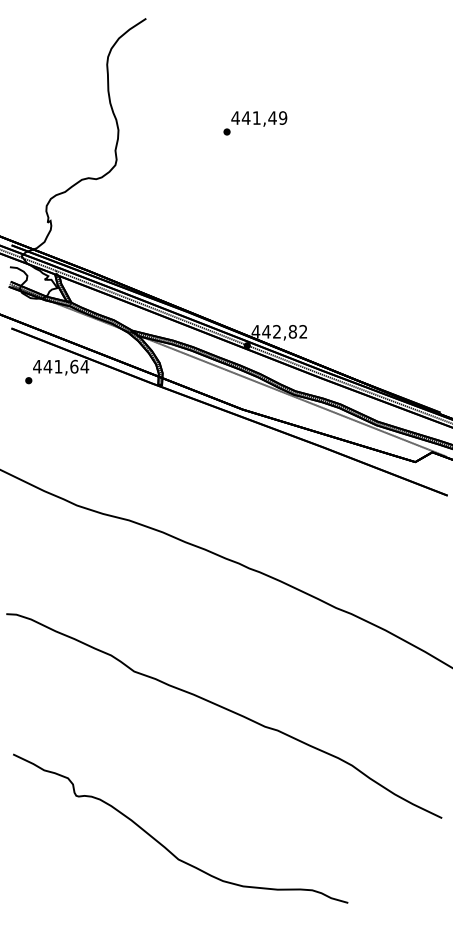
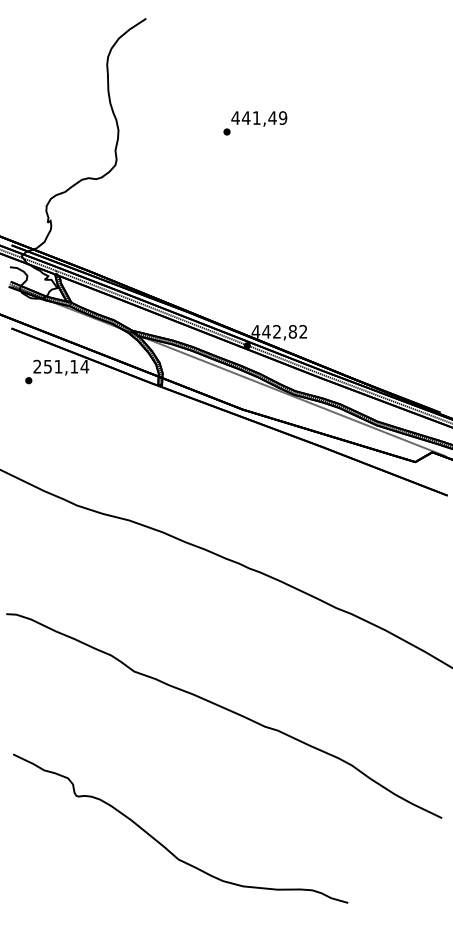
text: 441,64 -> 251,14 (55, 366)
